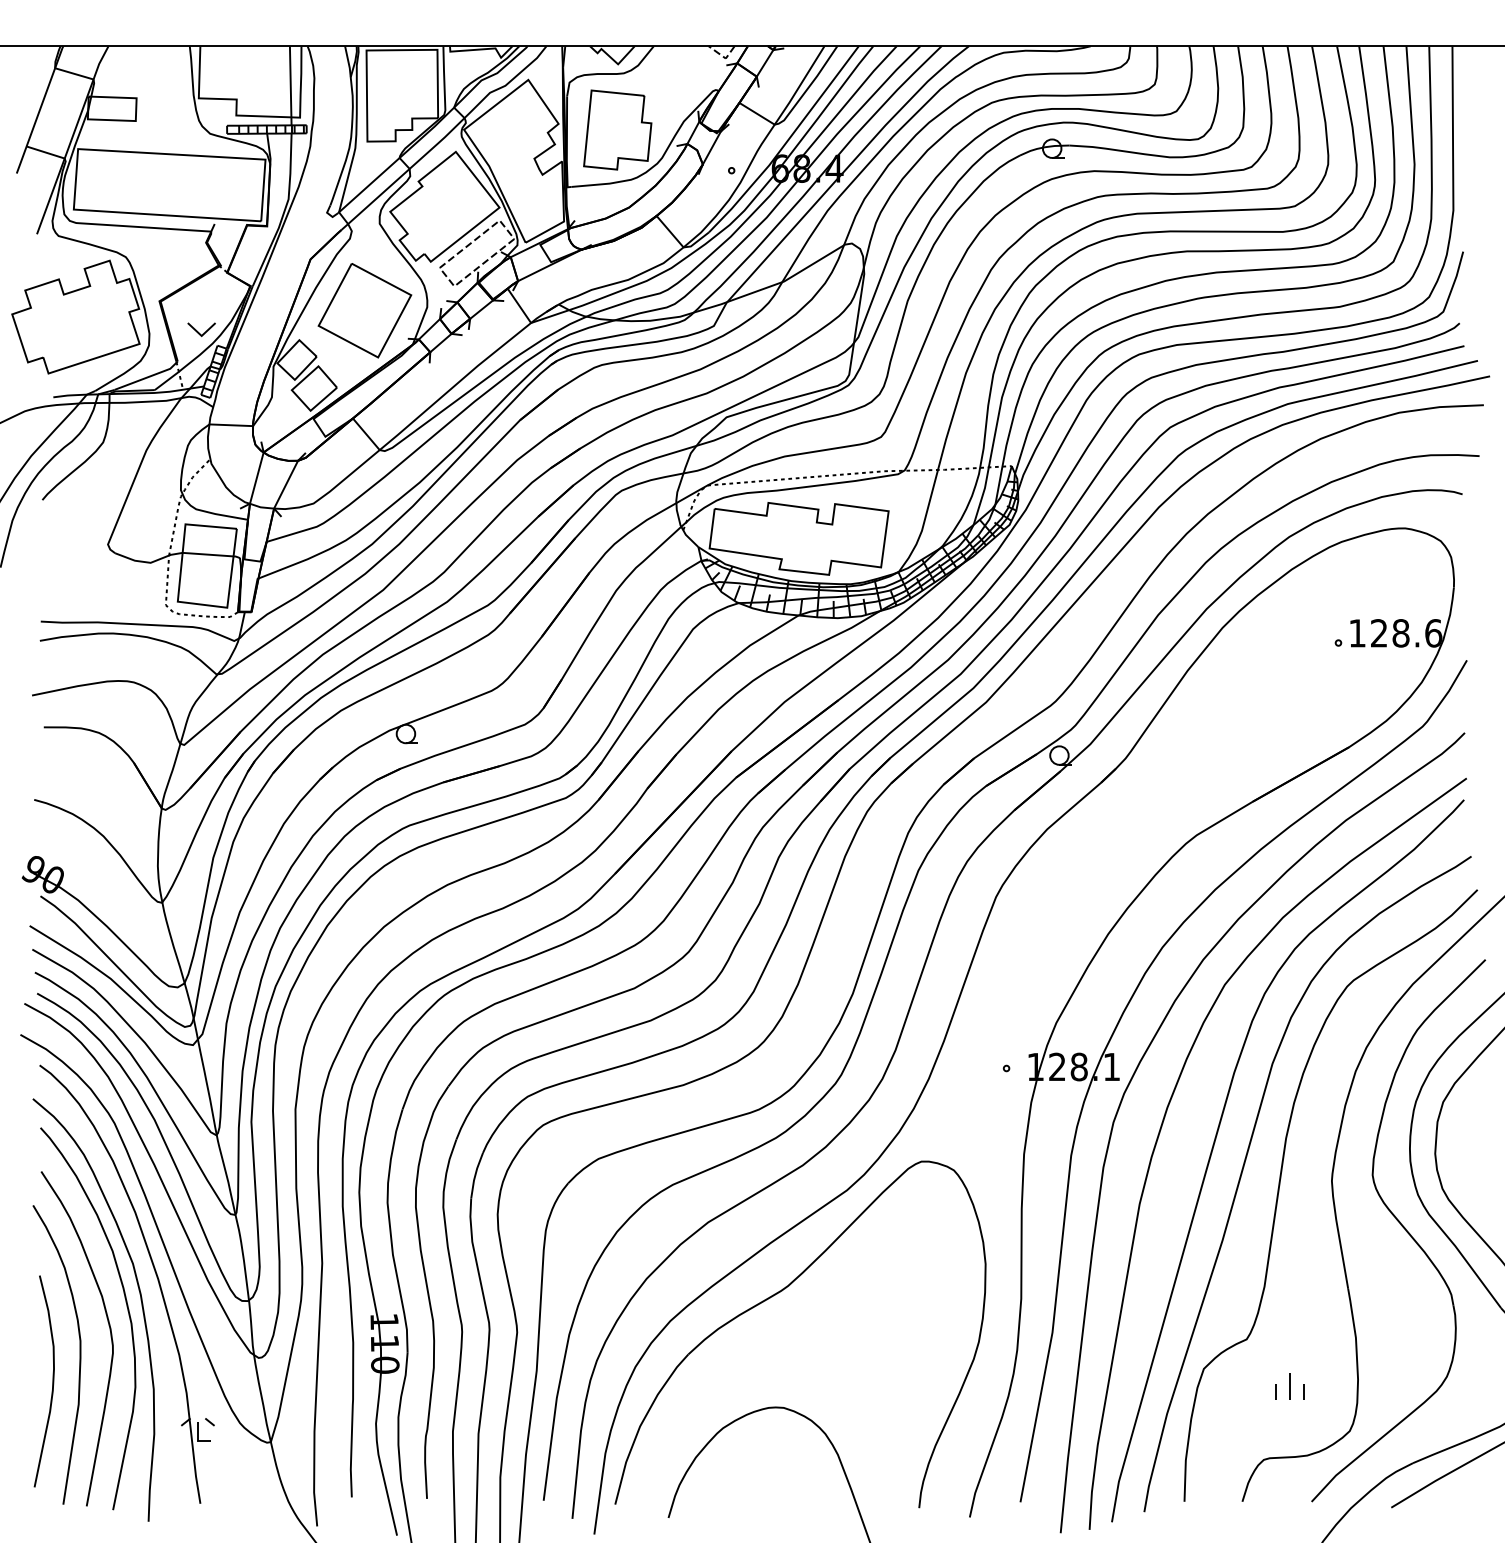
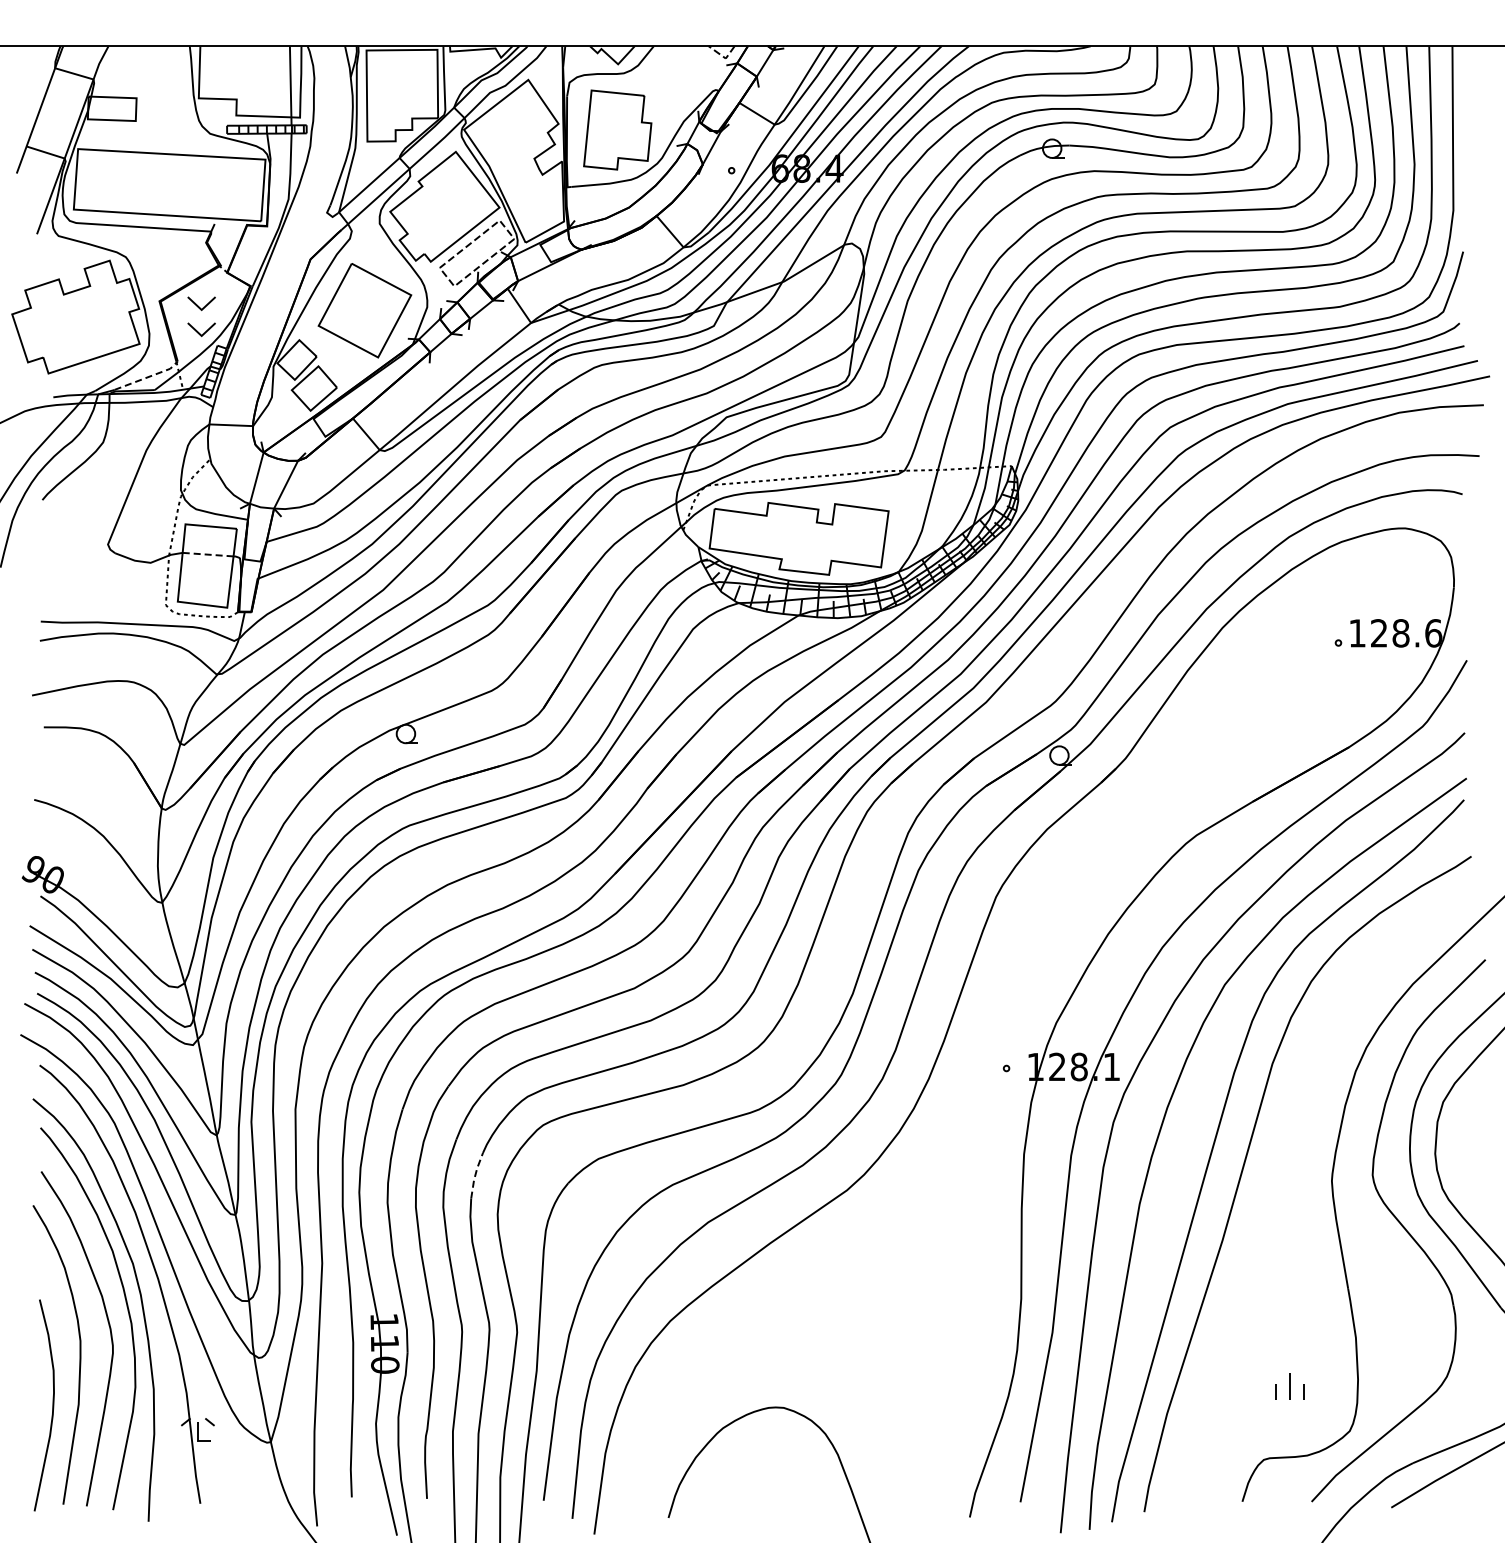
part: none -> present (201, 303)
line: solid -> dashed (148, 377)
line: solid -> dashed (208, 554)
line: solid -> dashed (475, 1174)
curve: present -> none (1280, 1185)
part: present -> none (777, 1294)
curve position: (52, 1381) -> (52, 1405) (52, 1405)
